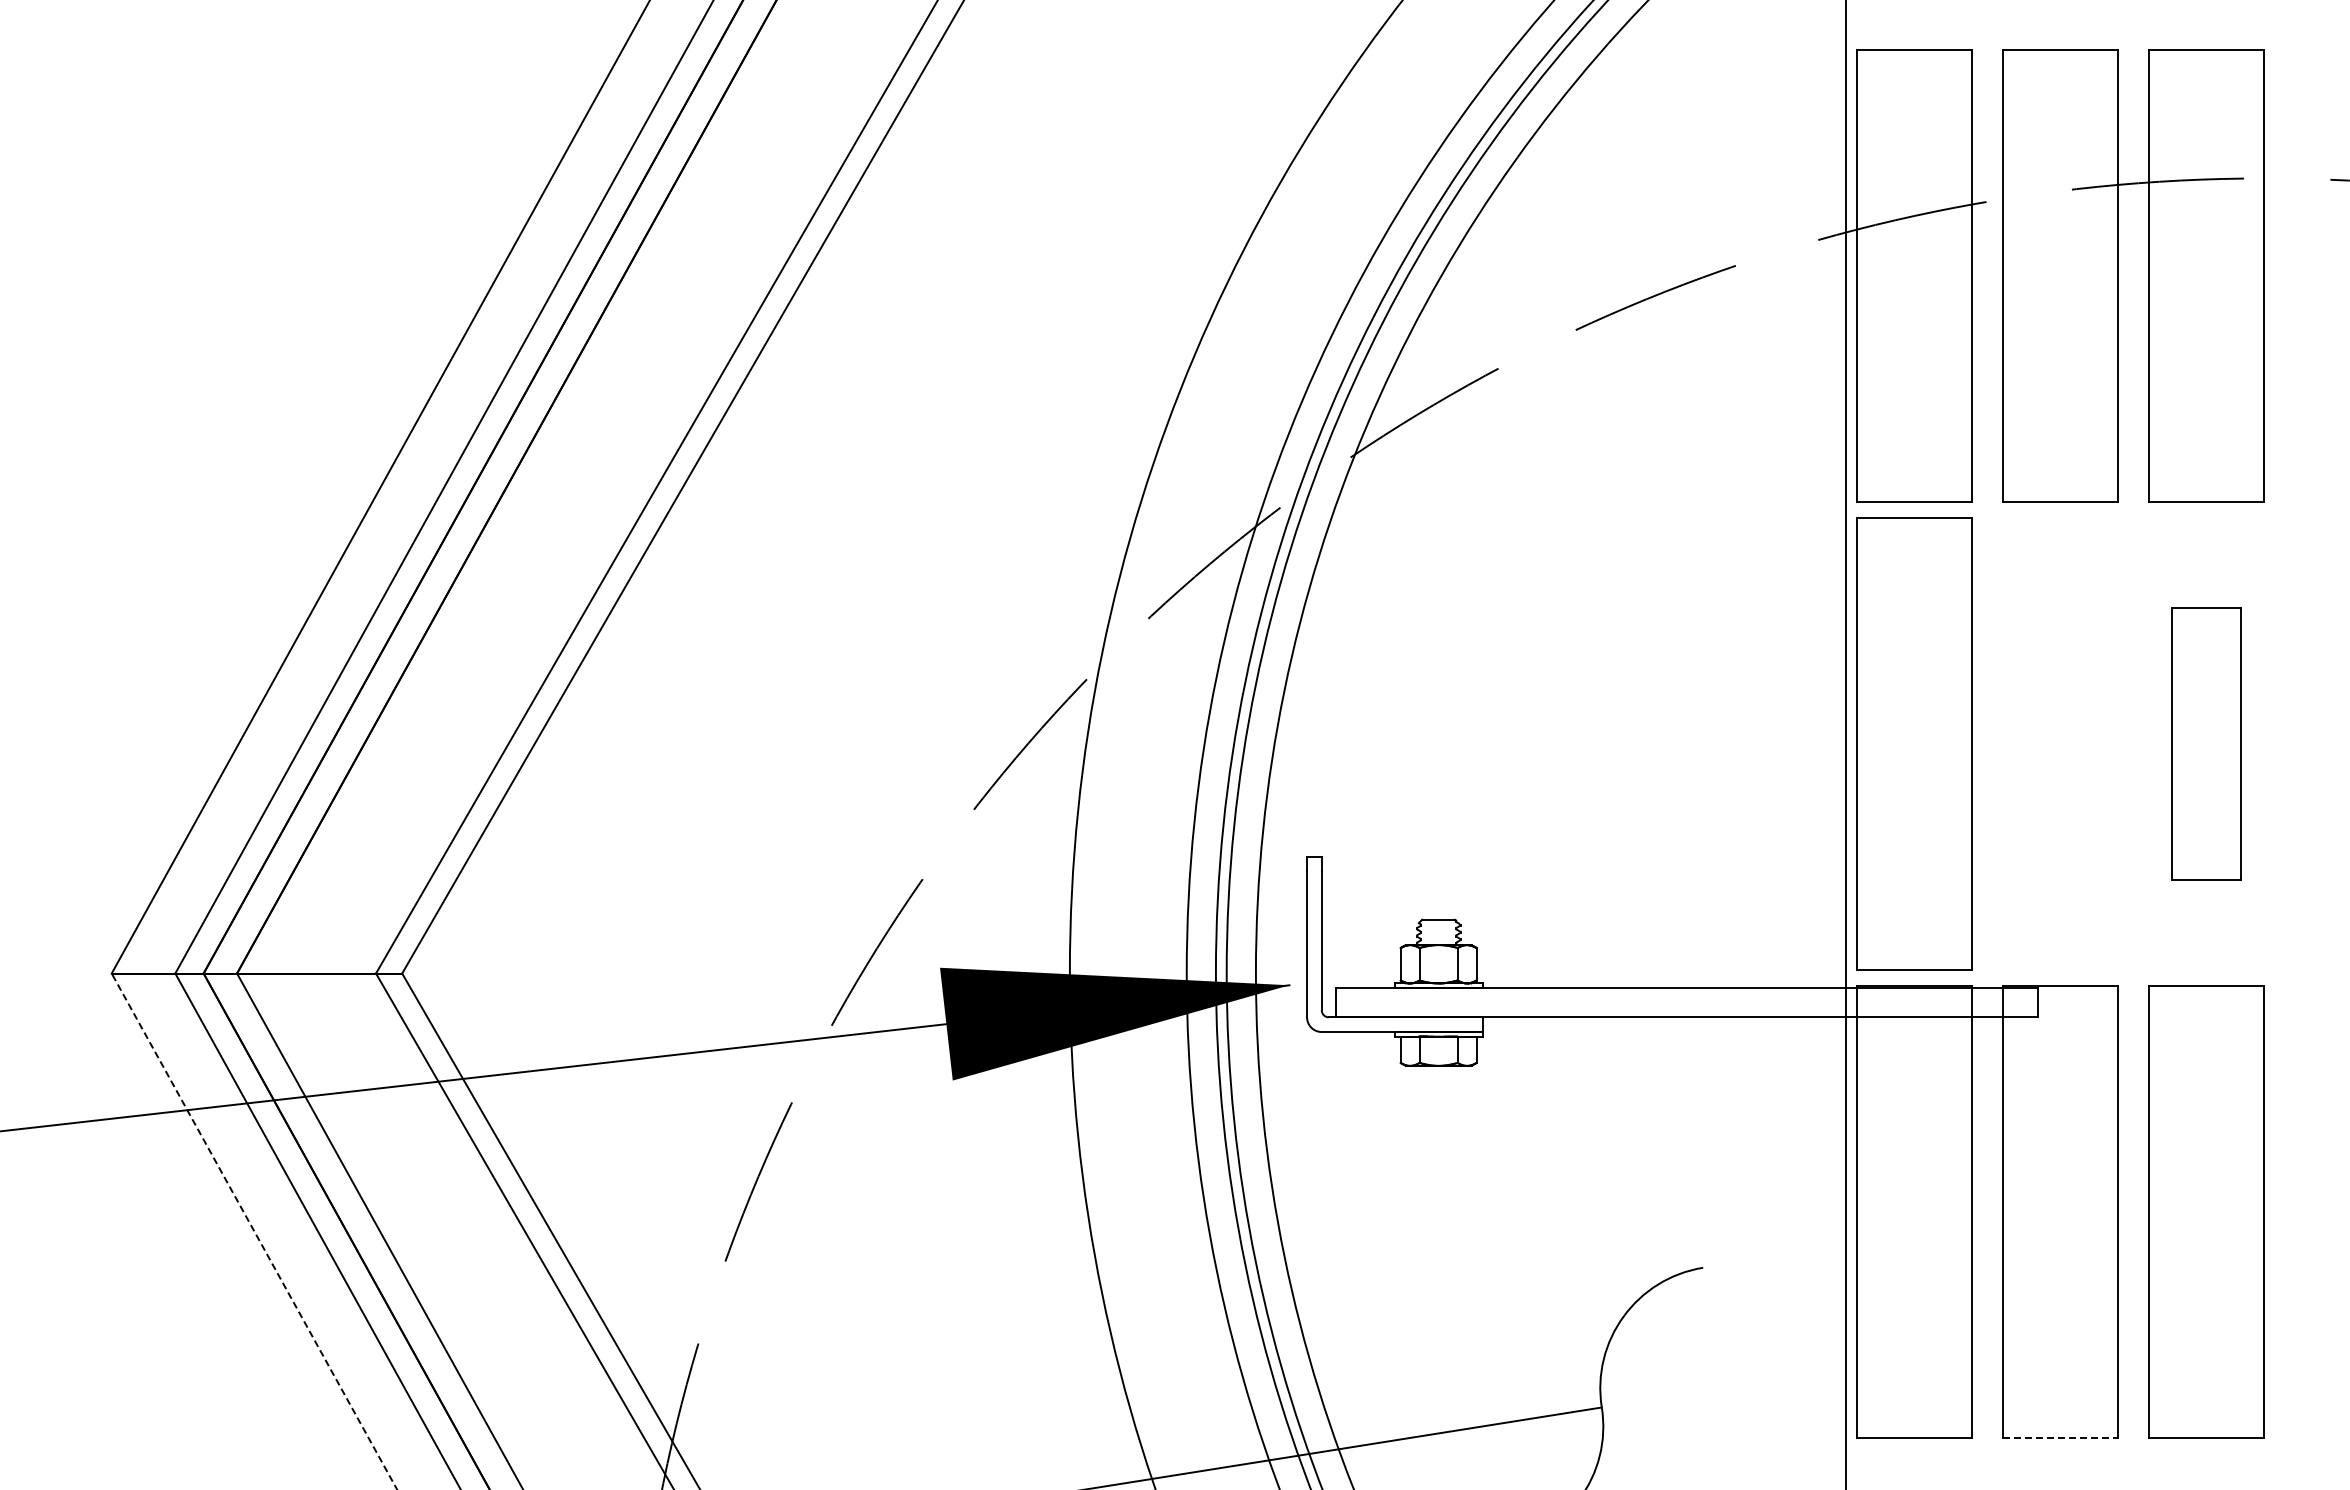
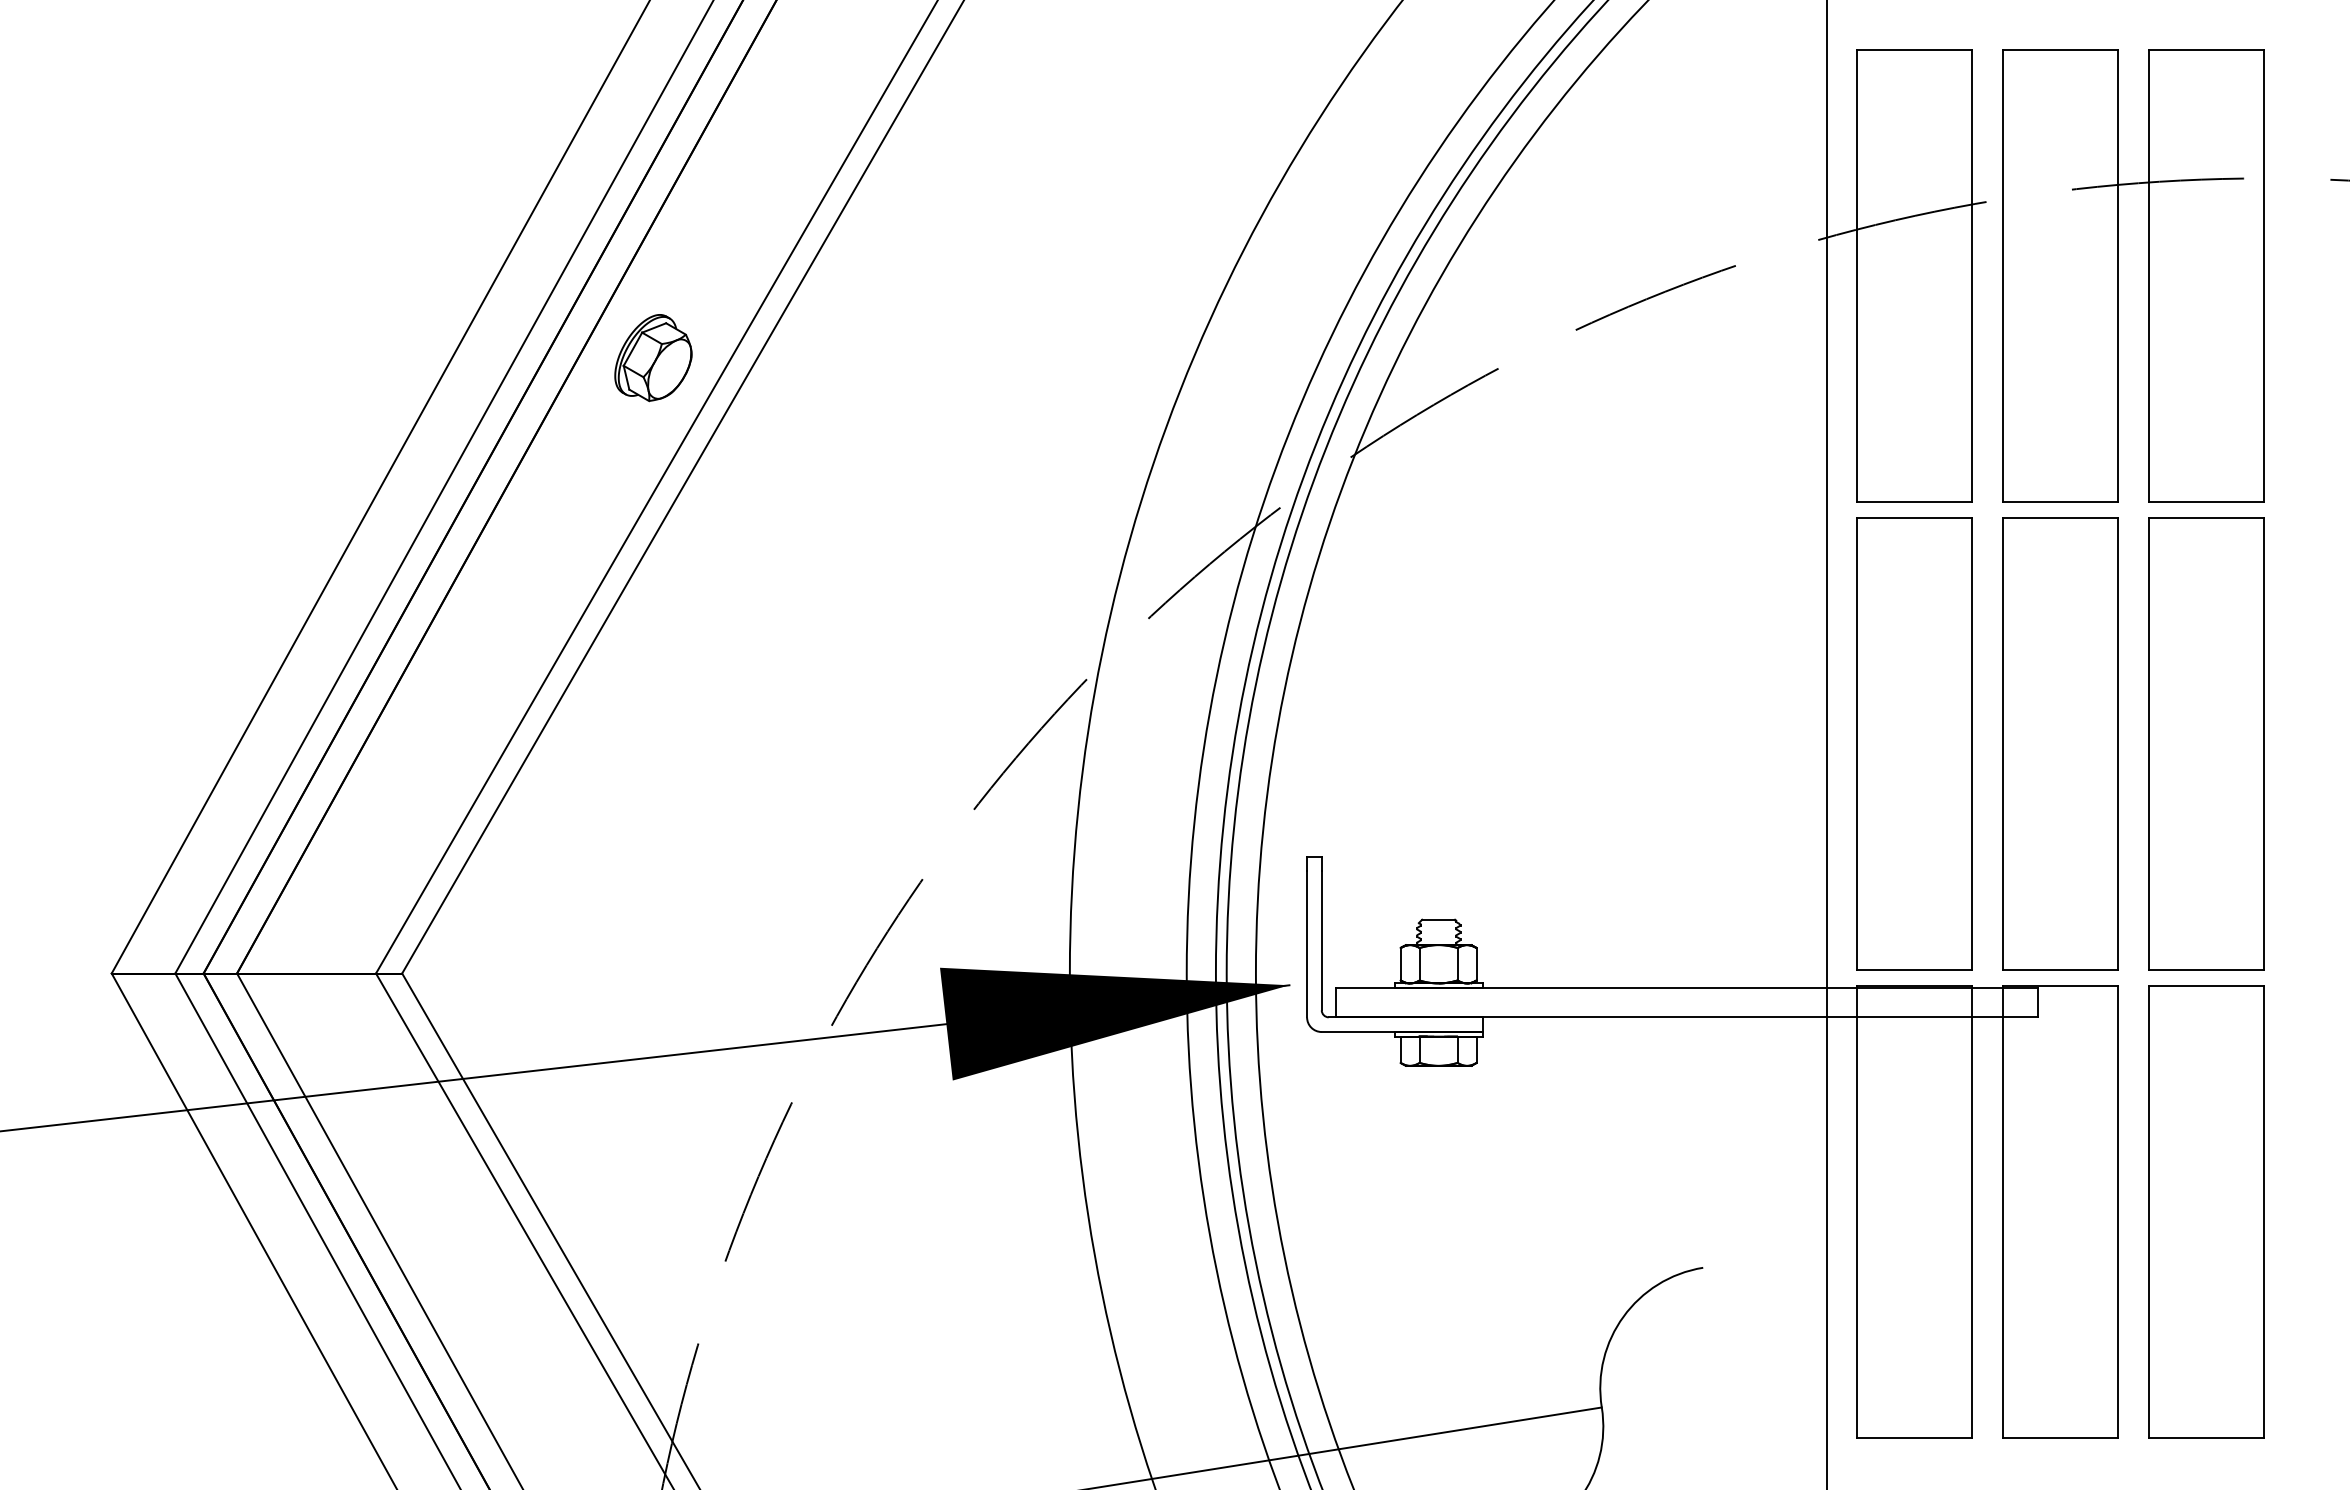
part: none -> present (653, 358)
part: none -> present (2060, 743)
part size: 71x274 px -> 117x454 px (2206, 743)
line position: (1846, 744) -> (1827, 744) (1827, 744)
line: dashed -> solid (254, 1231)
line: dashed -> solid (2060, 1437)
